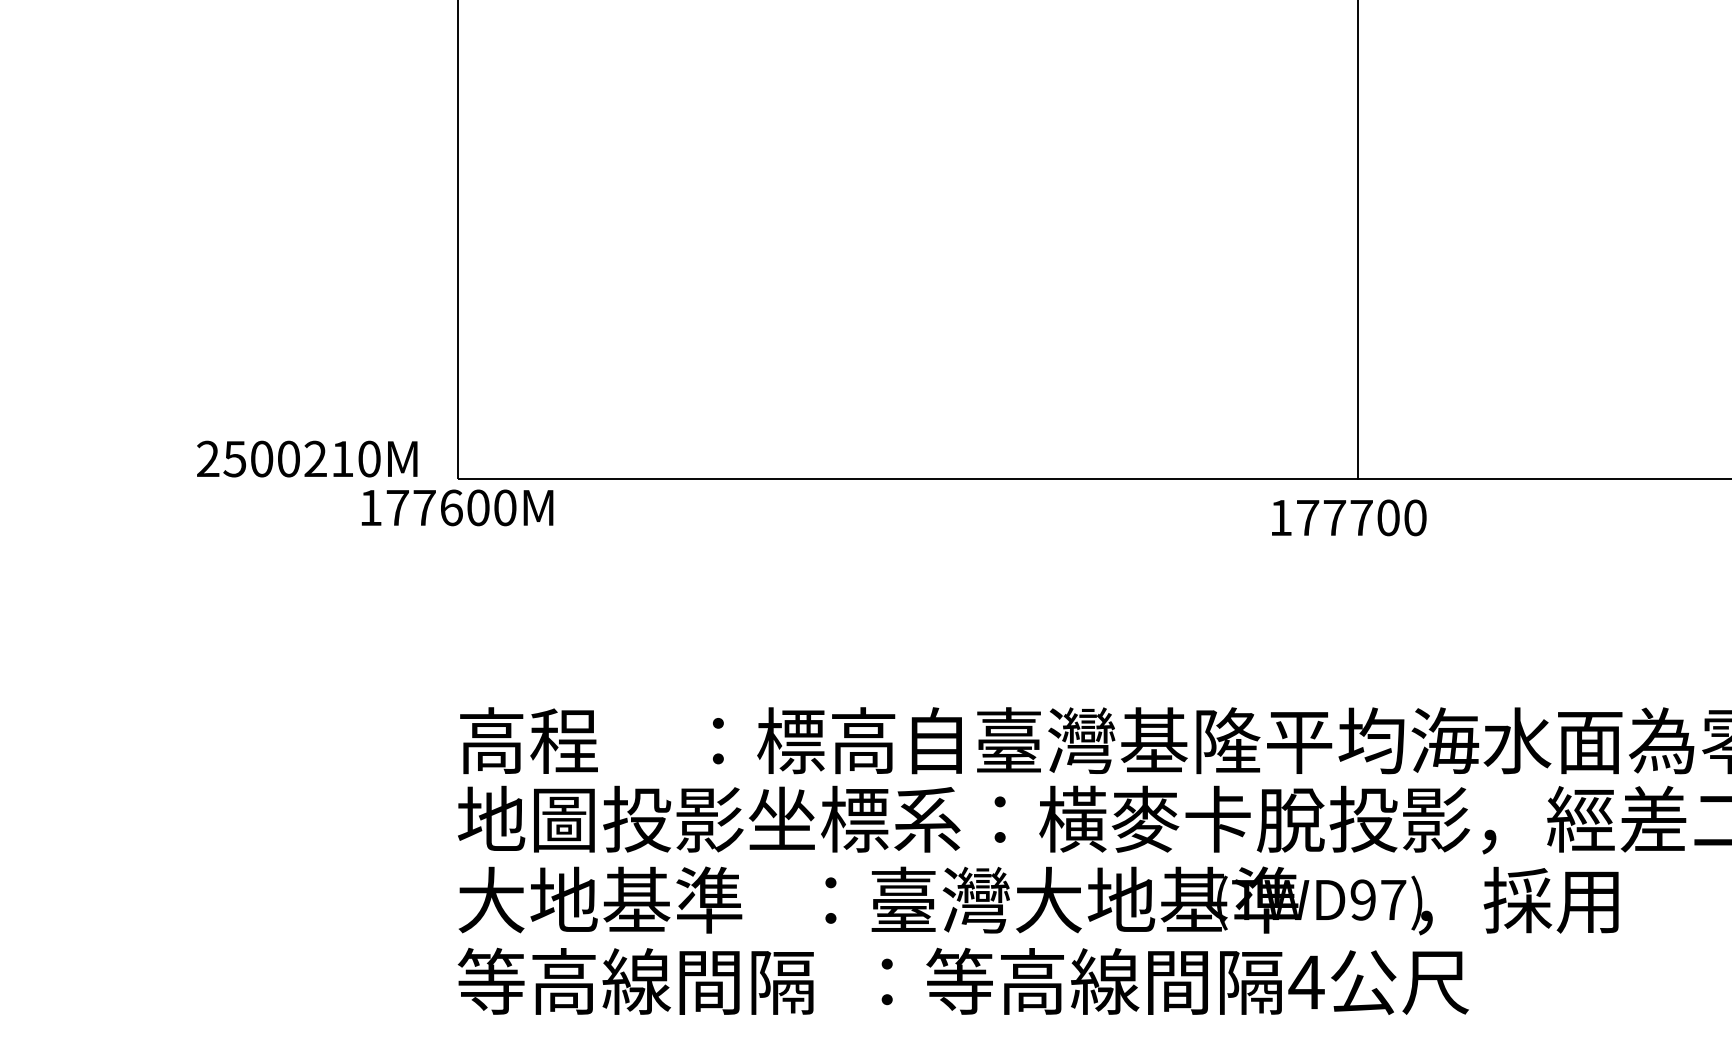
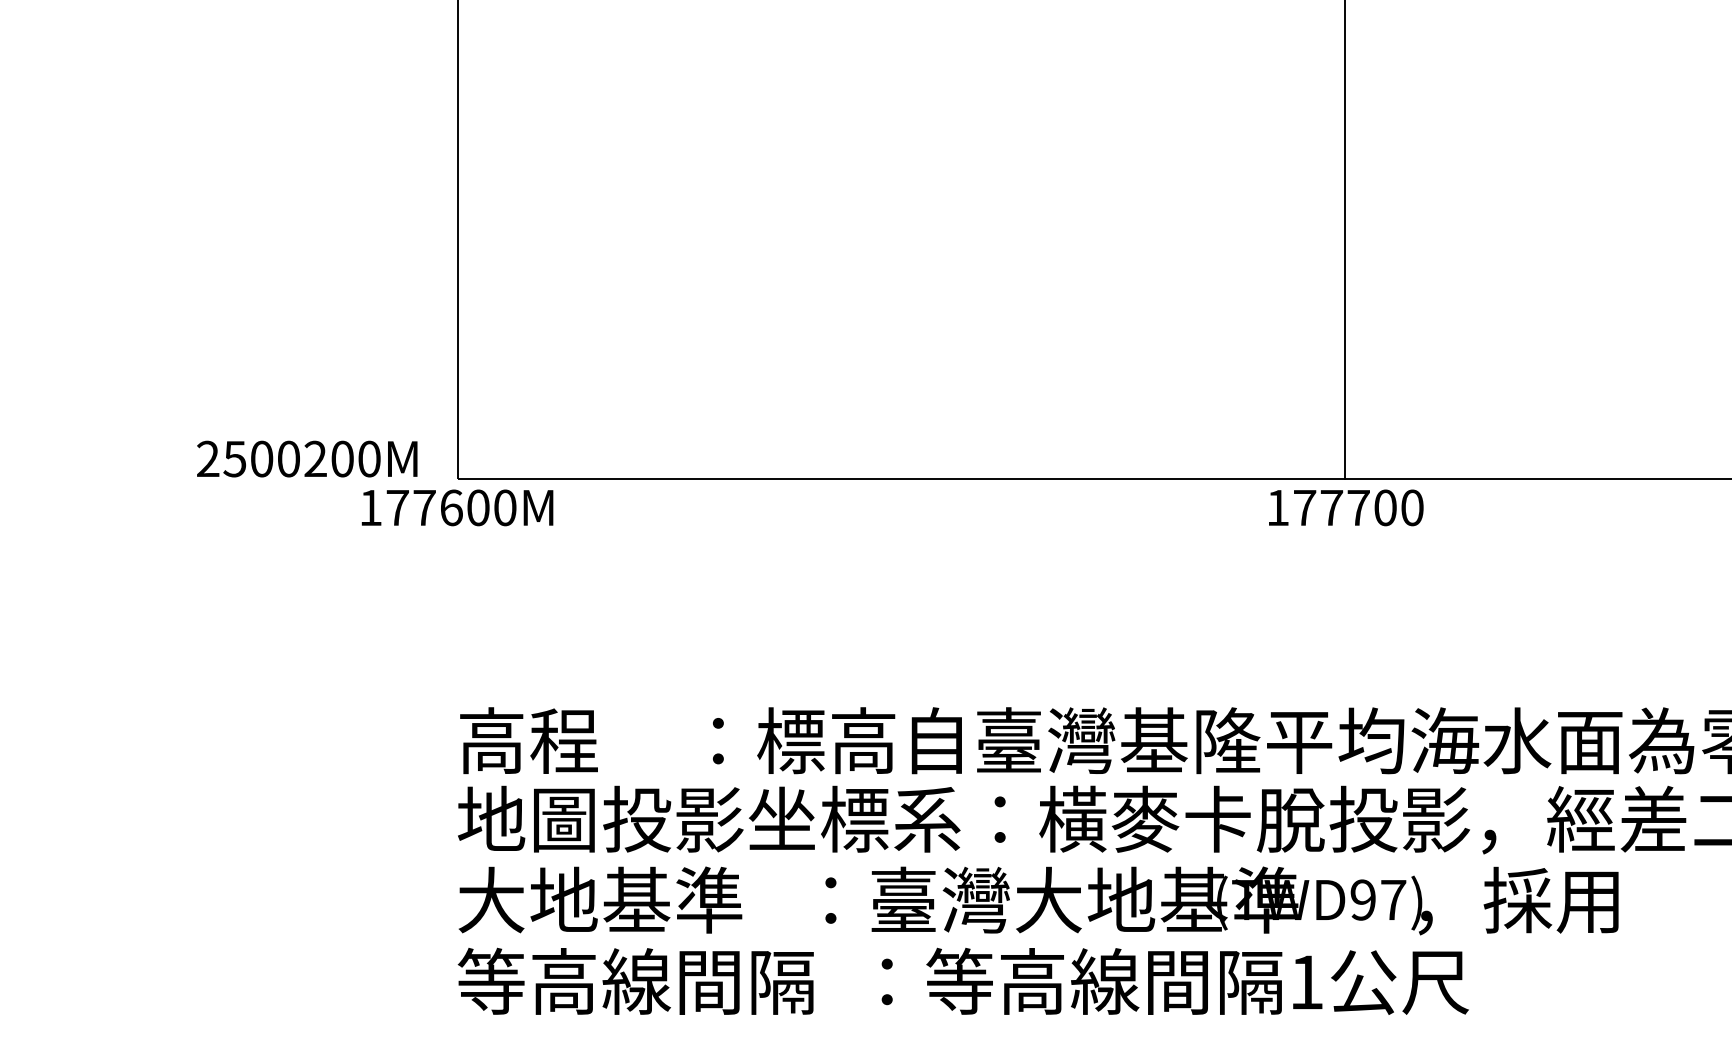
line position: (1358, 240) -> (1345, 240) (1345, 240)
text: 2500210M -> 2500200M (342, 458)
text position: (1349, 517) -> (1346, 507) (1346, 507)
text: 4 -> 1 (1306, 982)
